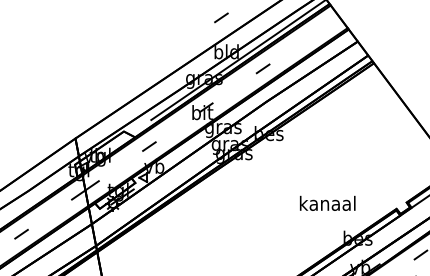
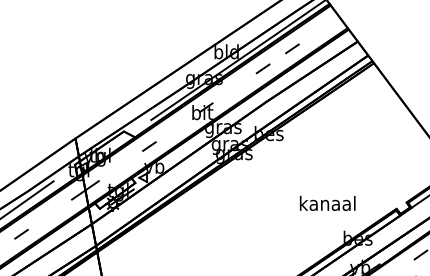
line position: (221, 17) -> (292, 48) (292, 48)
line: none -> present (27, 199)
